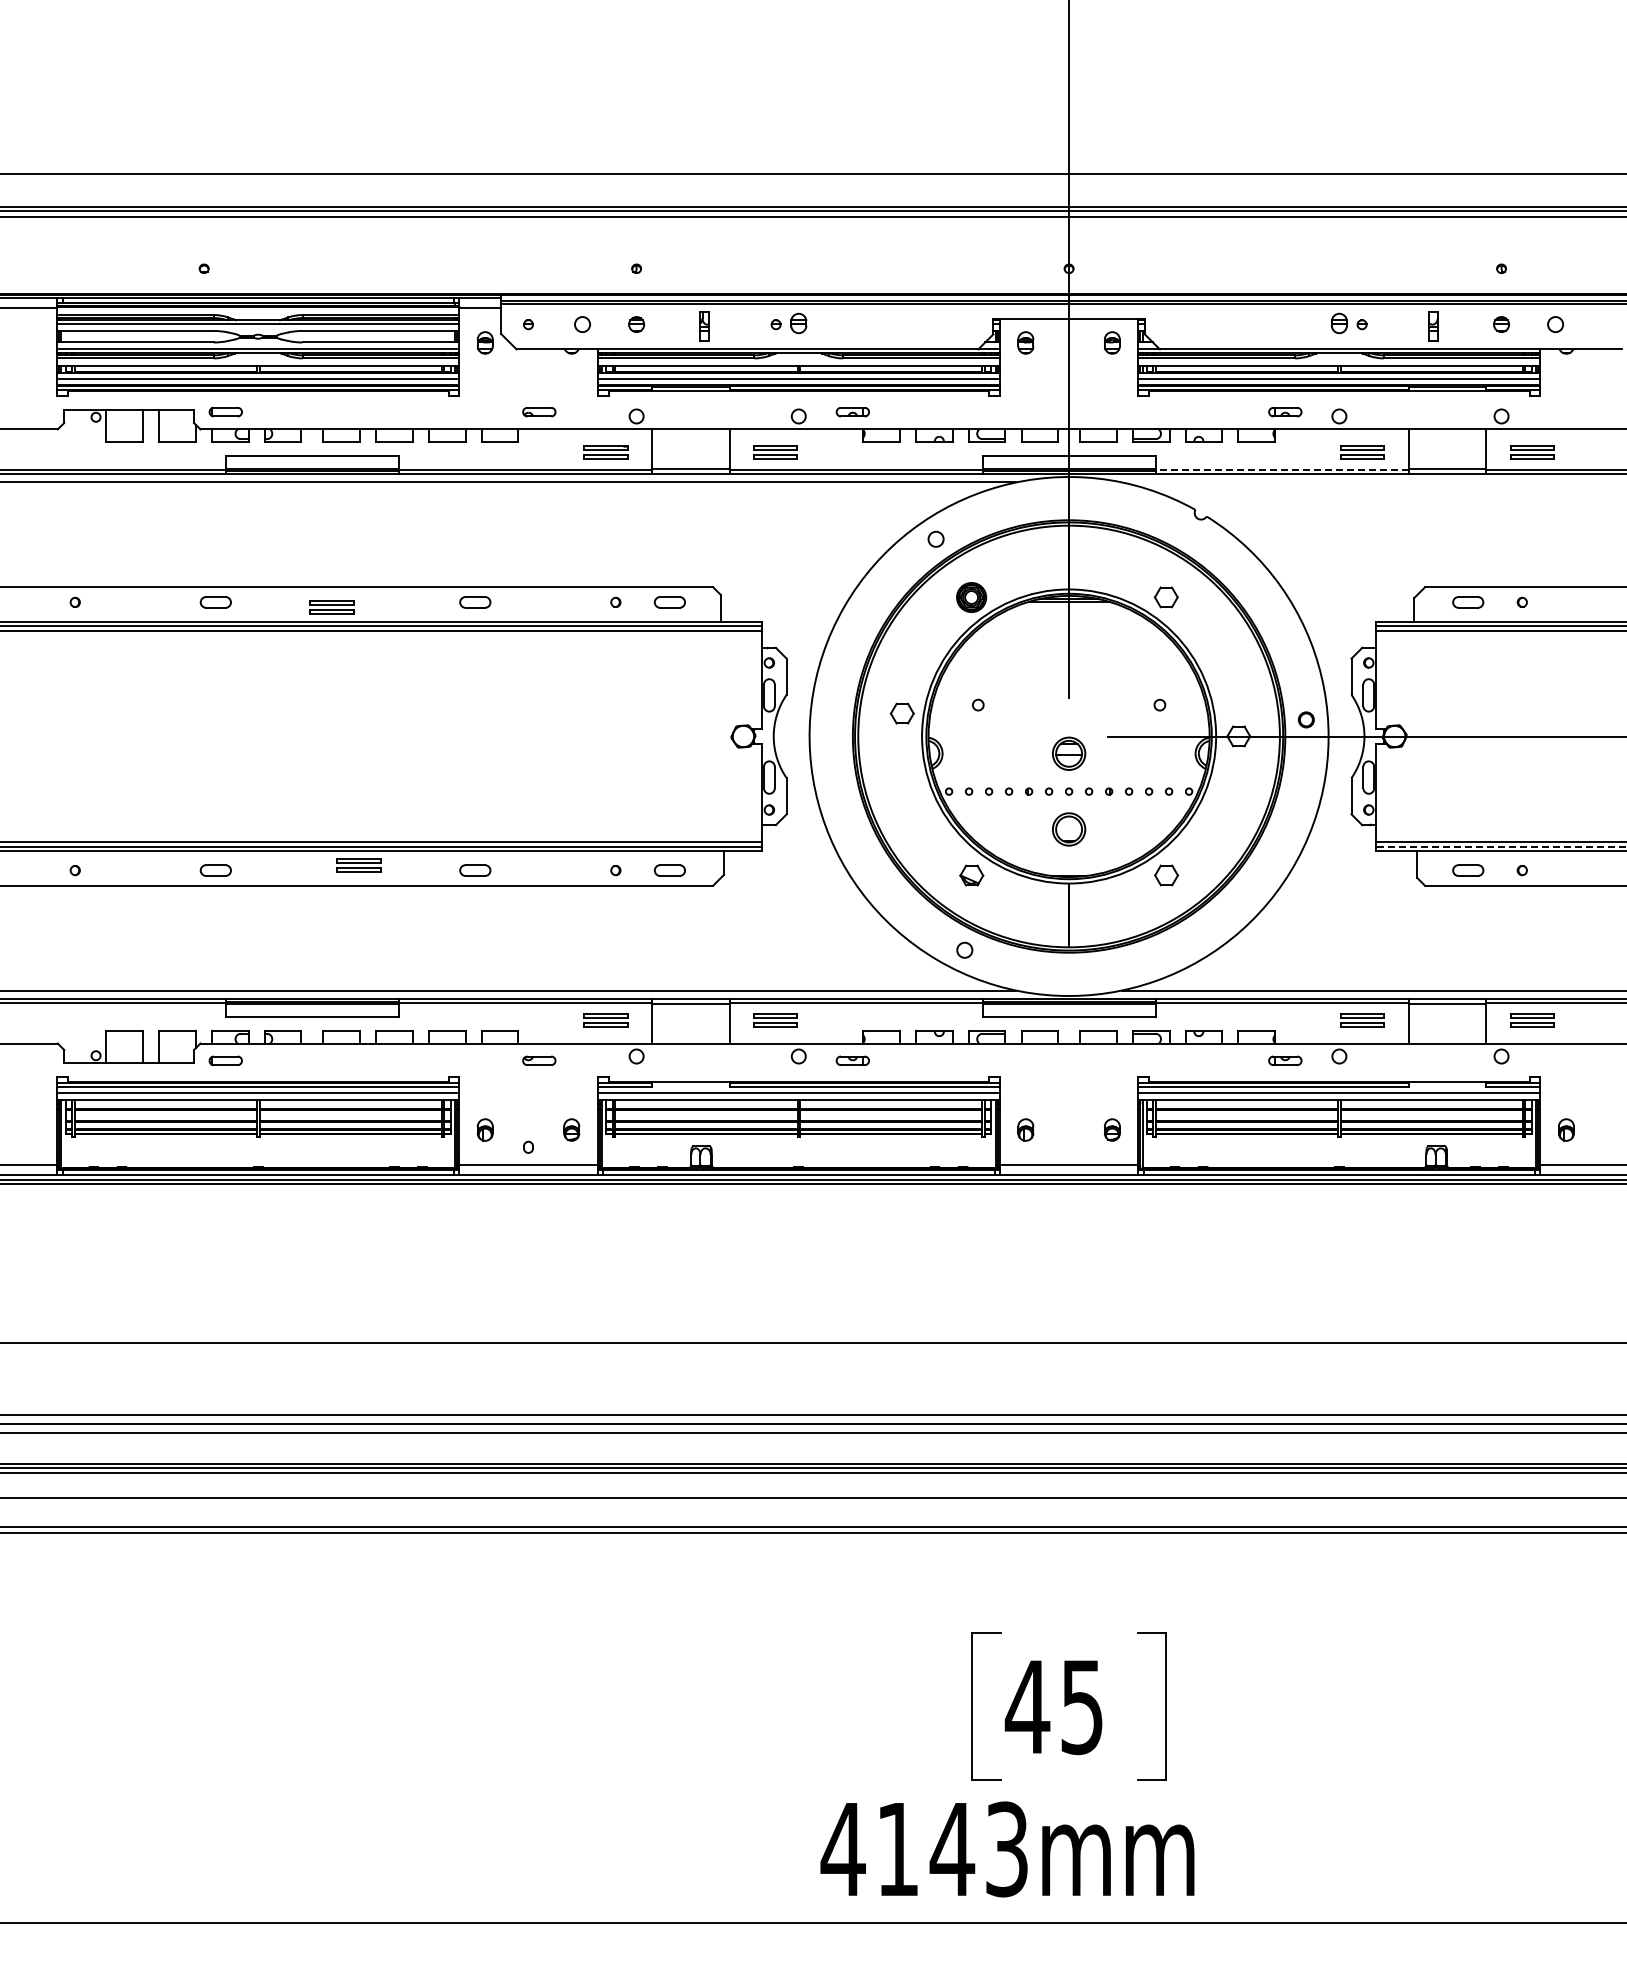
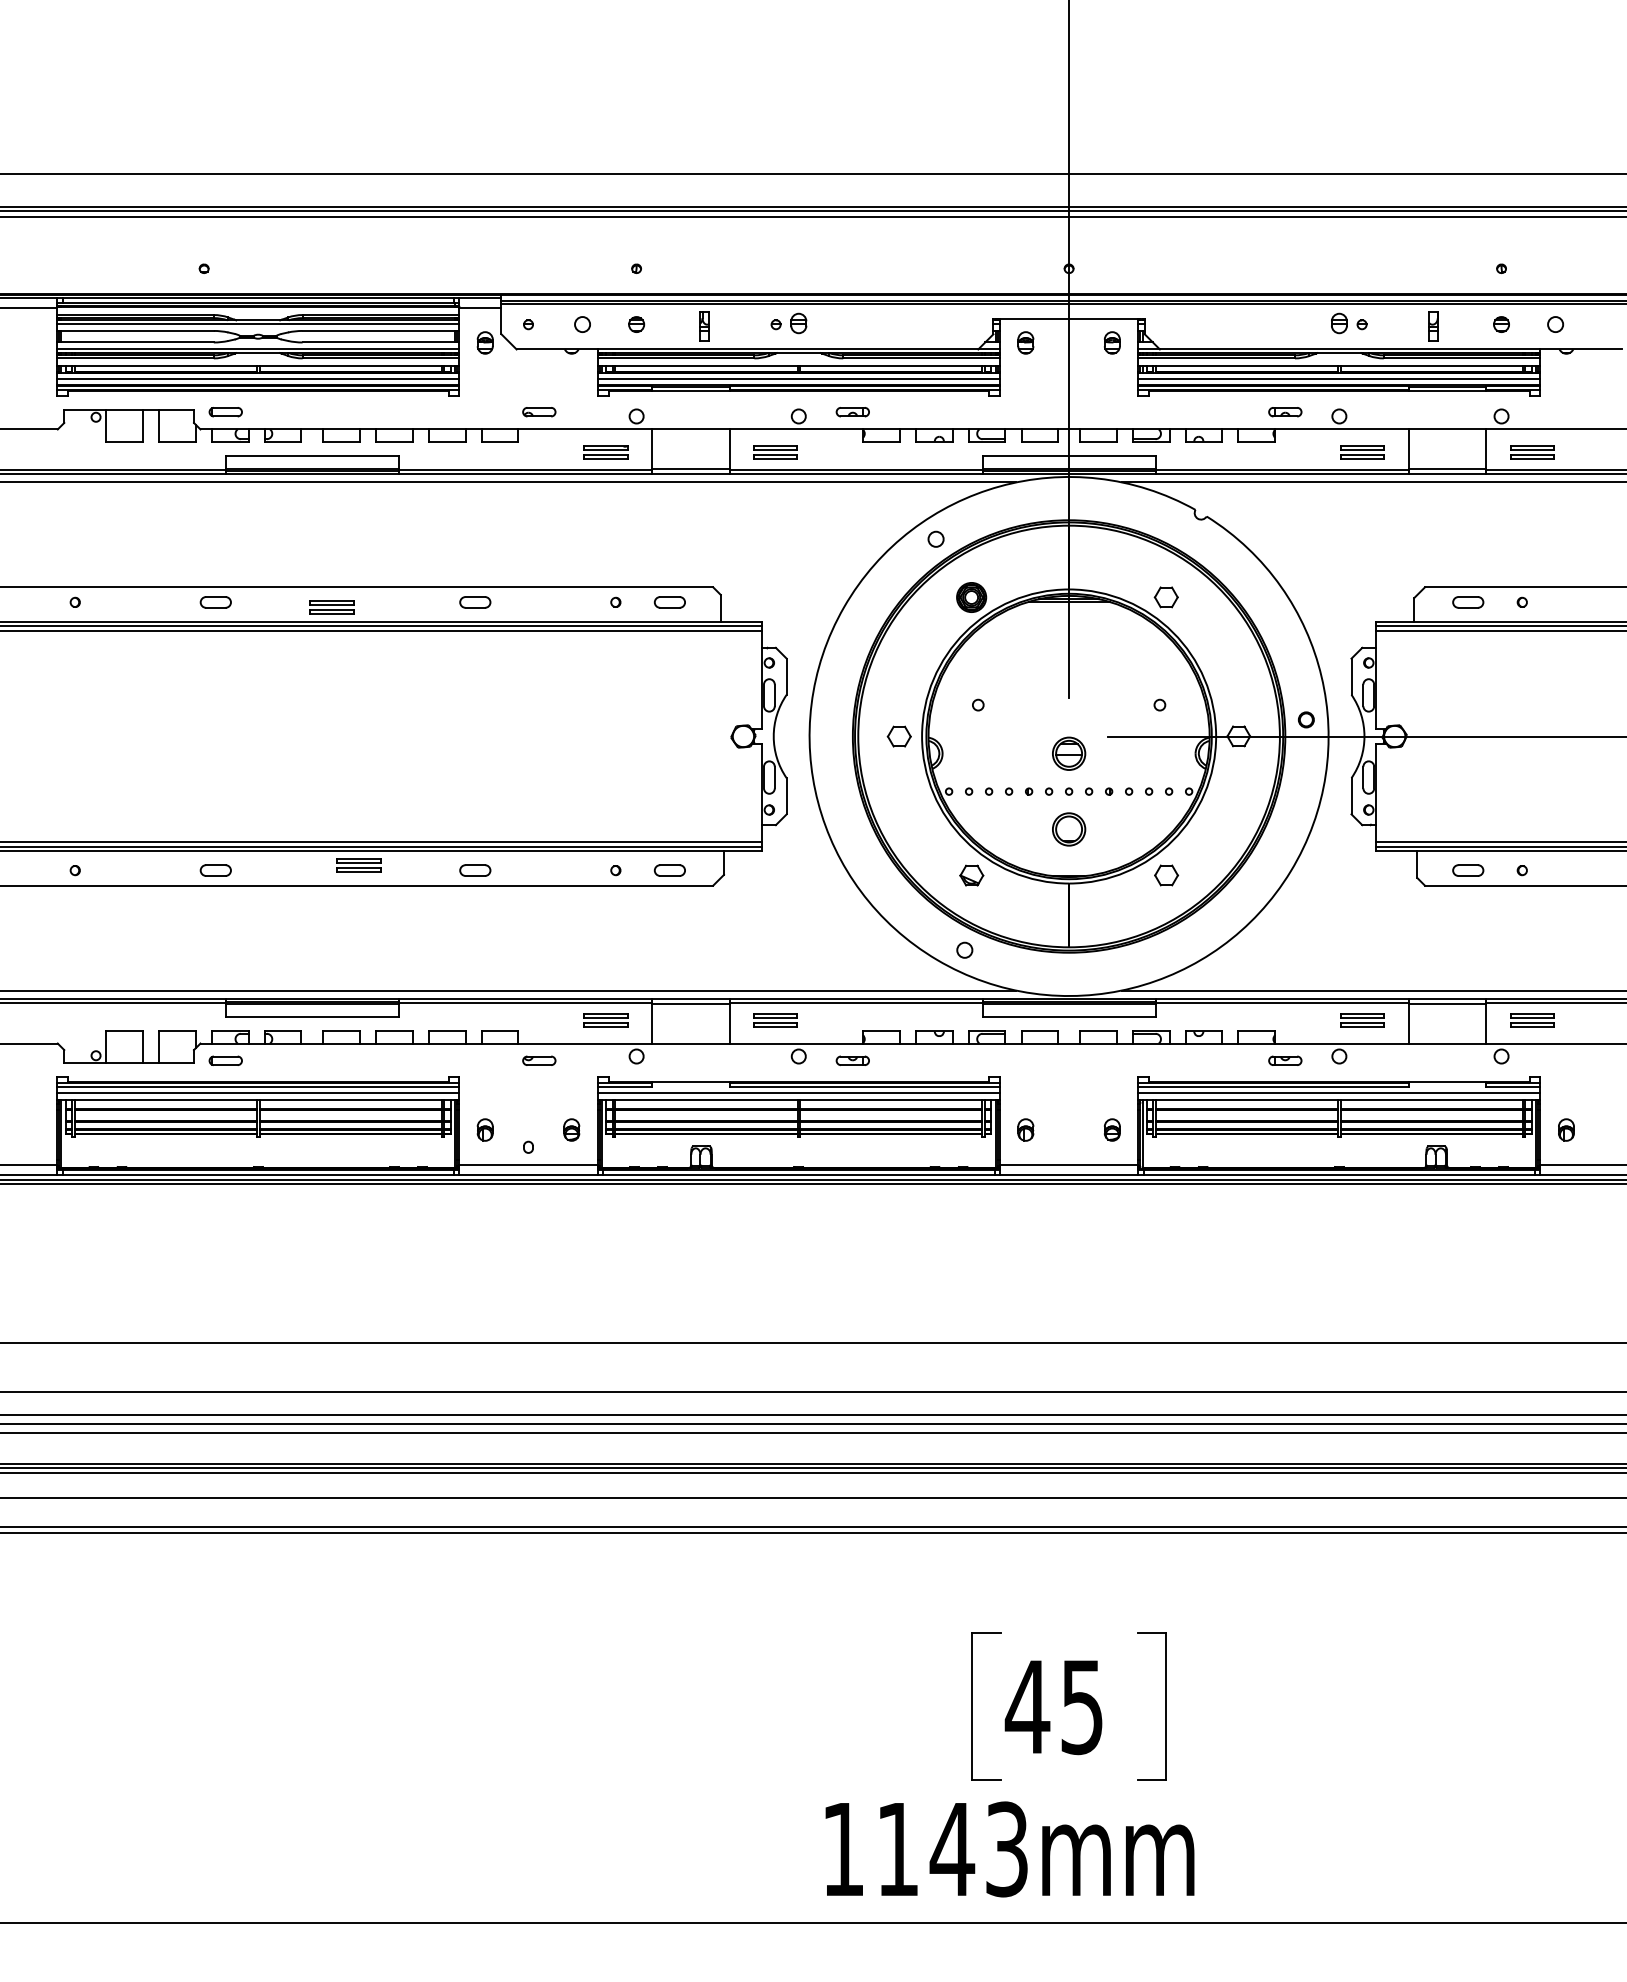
line: dashed -> solid (1282, 469)
line: none -> present (1372, 482)
part position: (901, 713) -> (898, 736) (898, 736)
line: dashed -> solid (1501, 846)
line: none -> present (812, 1391)
text: 4143mm -> 1143mm (842, 1849)
